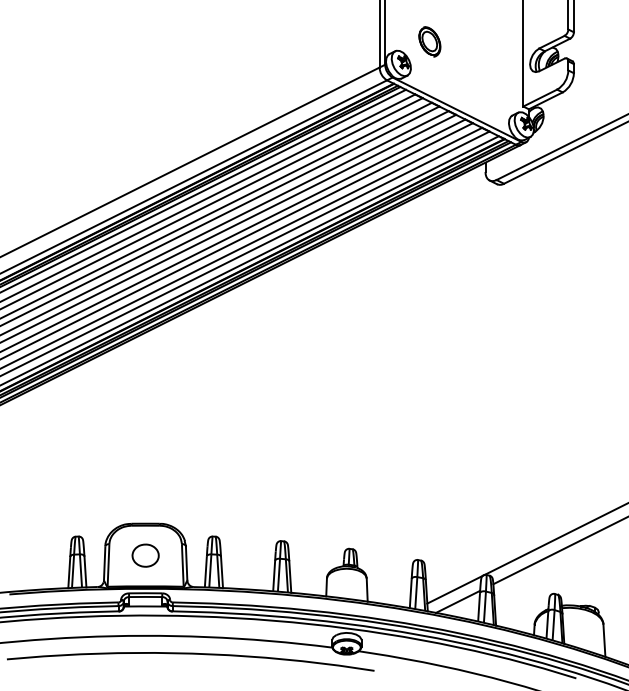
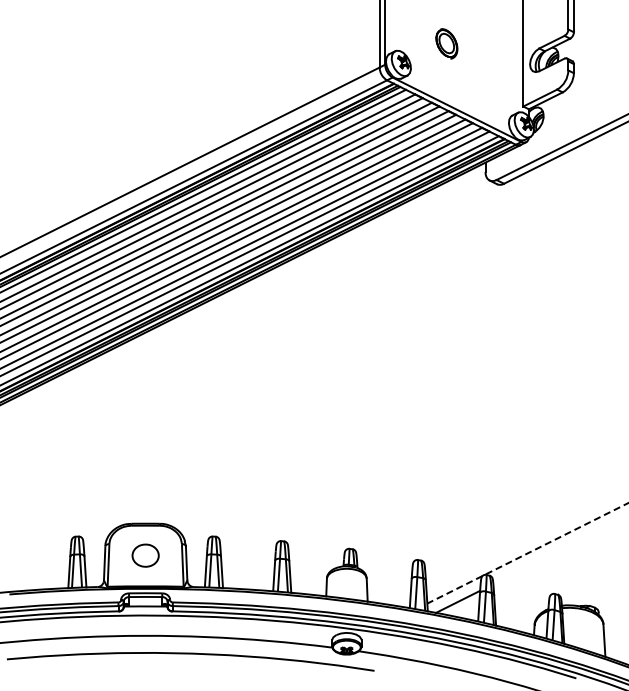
part position: (429, 41) -> (446, 43) (446, 43)
line: present -> none (559, 551)
line: solid -> dashed (527, 553)
